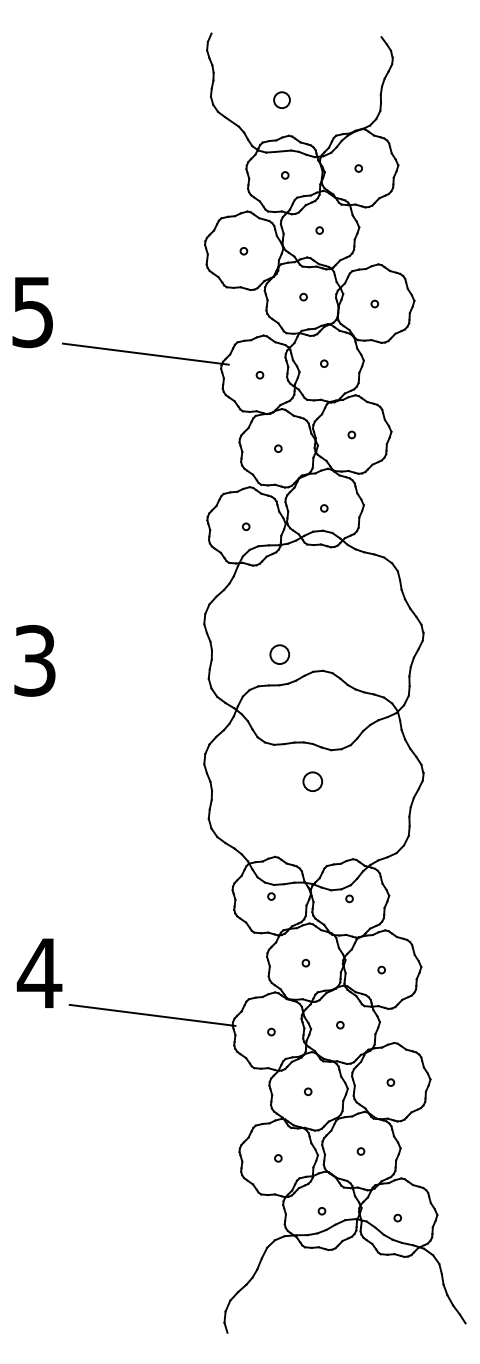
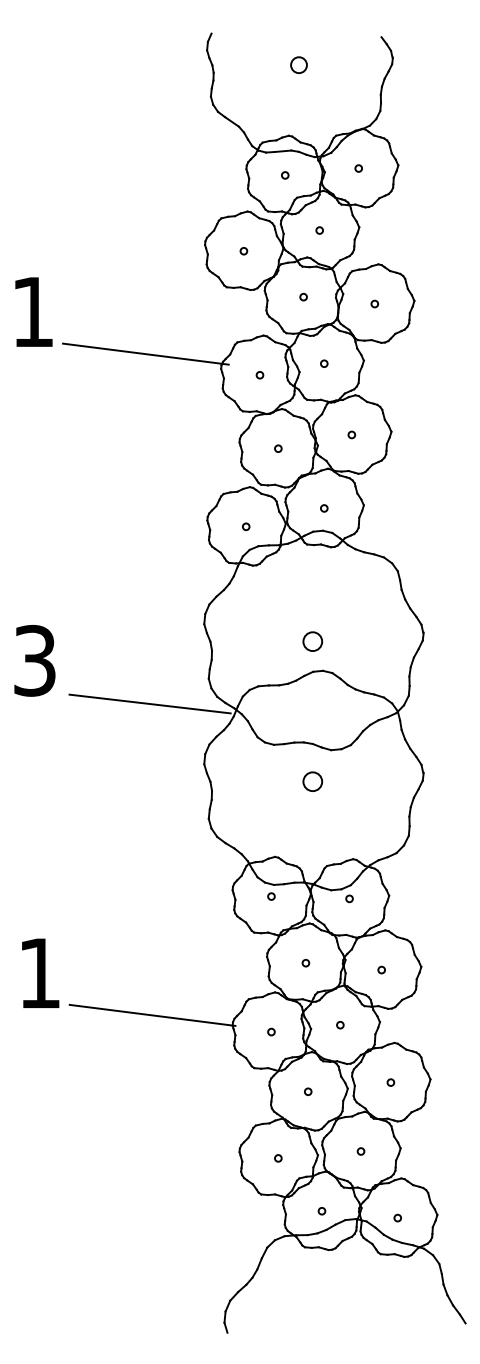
circle position: (281, 99) -> (298, 64) (298, 64)
text: 5 -> 1 (32, 312)
circle position: (279, 654) -> (312, 641) (312, 641)
line: none -> present (149, 703)
text: 4 -> 1 (39, 973)
